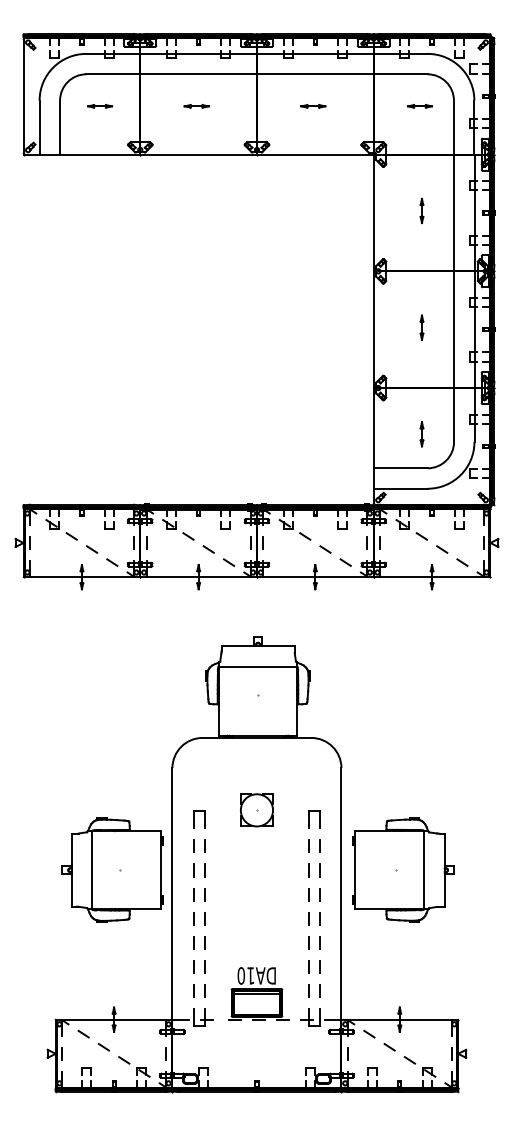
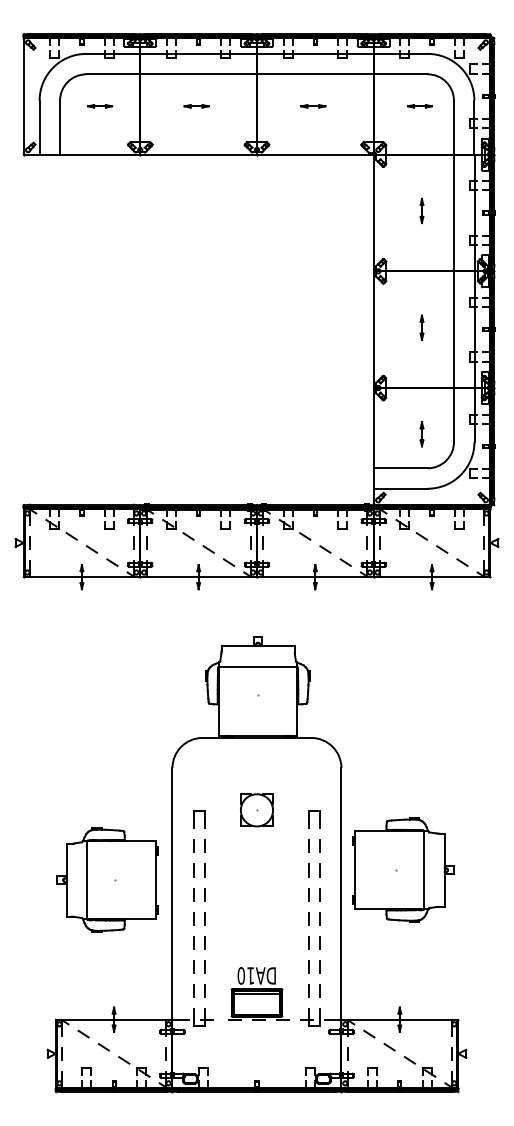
part position: (112, 869) -> (107, 879) (107, 879)
